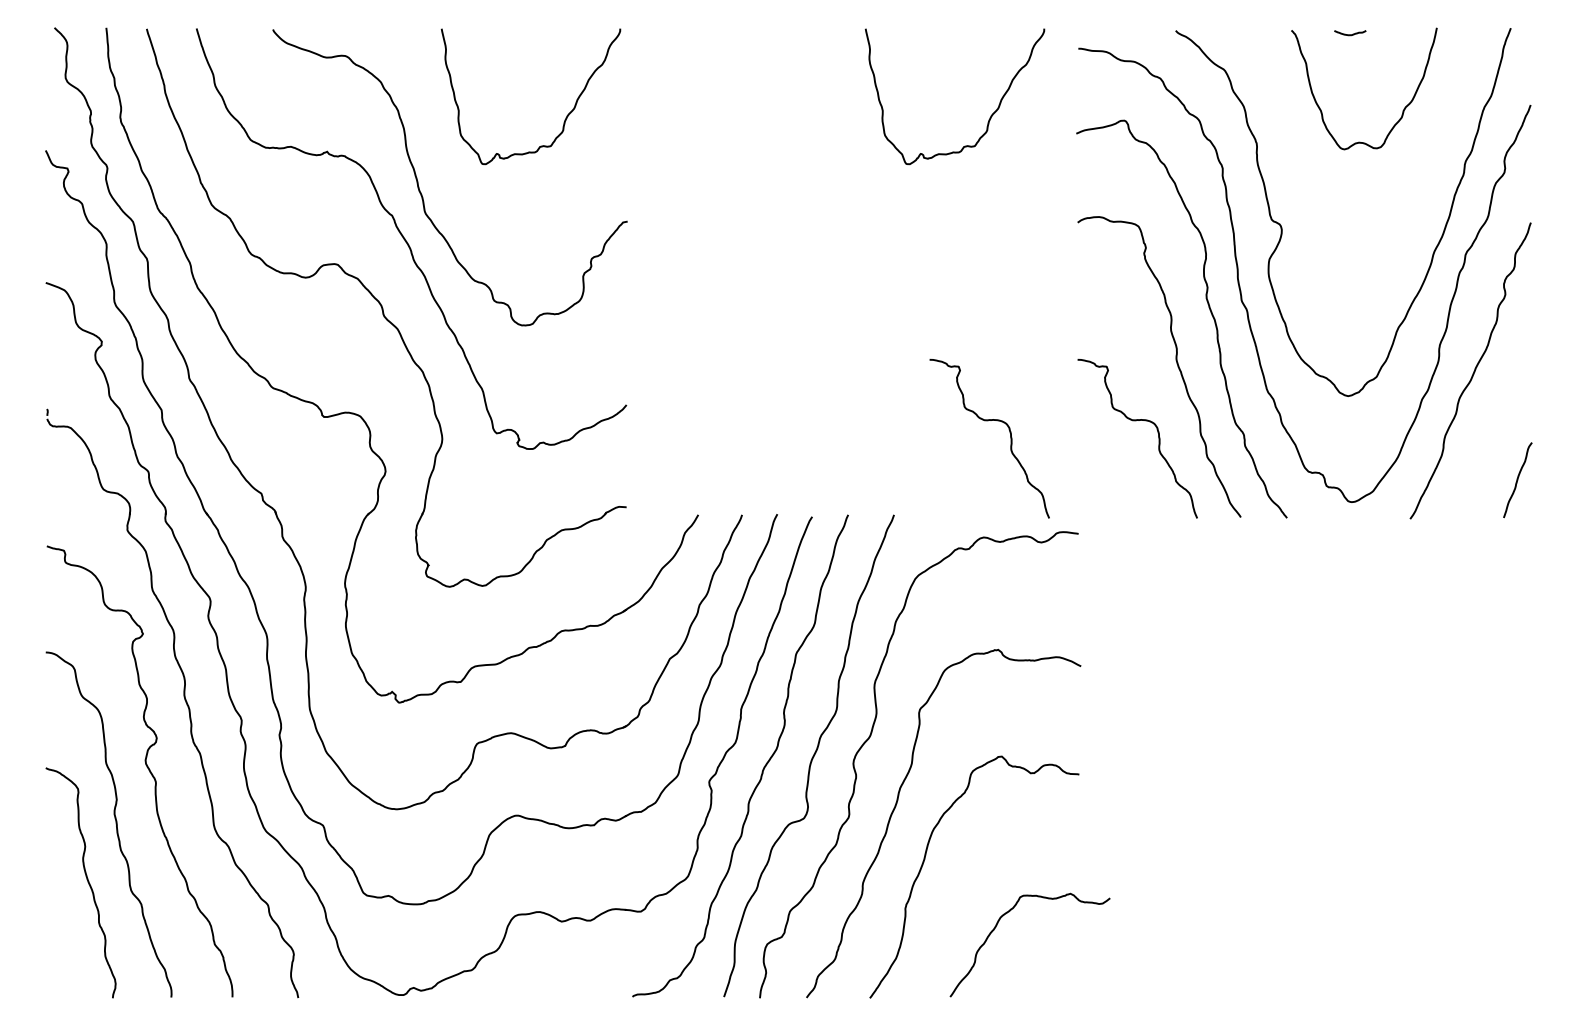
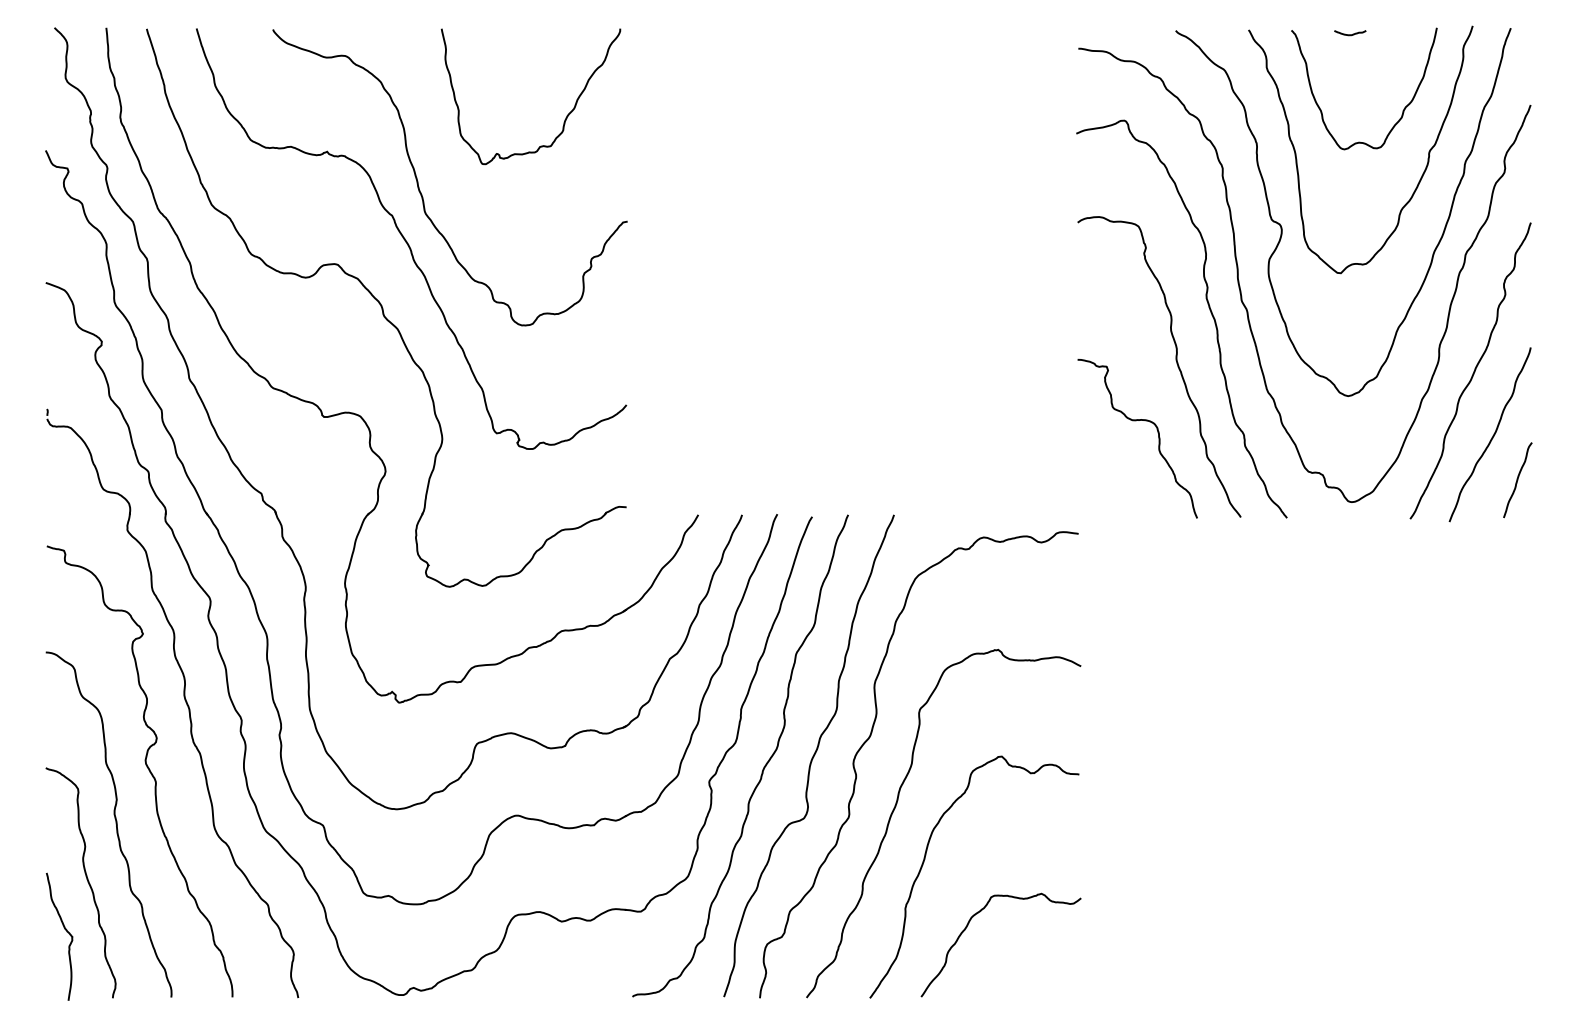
curve: present -> none (990, 115)
curve: none -> present (1297, 159)
curve: present -> none (988, 421)
curve: none -> present (1492, 435)
curve position: (996, 927) -> (967, 927) (967, 927)
curve: none -> present (65, 930)
